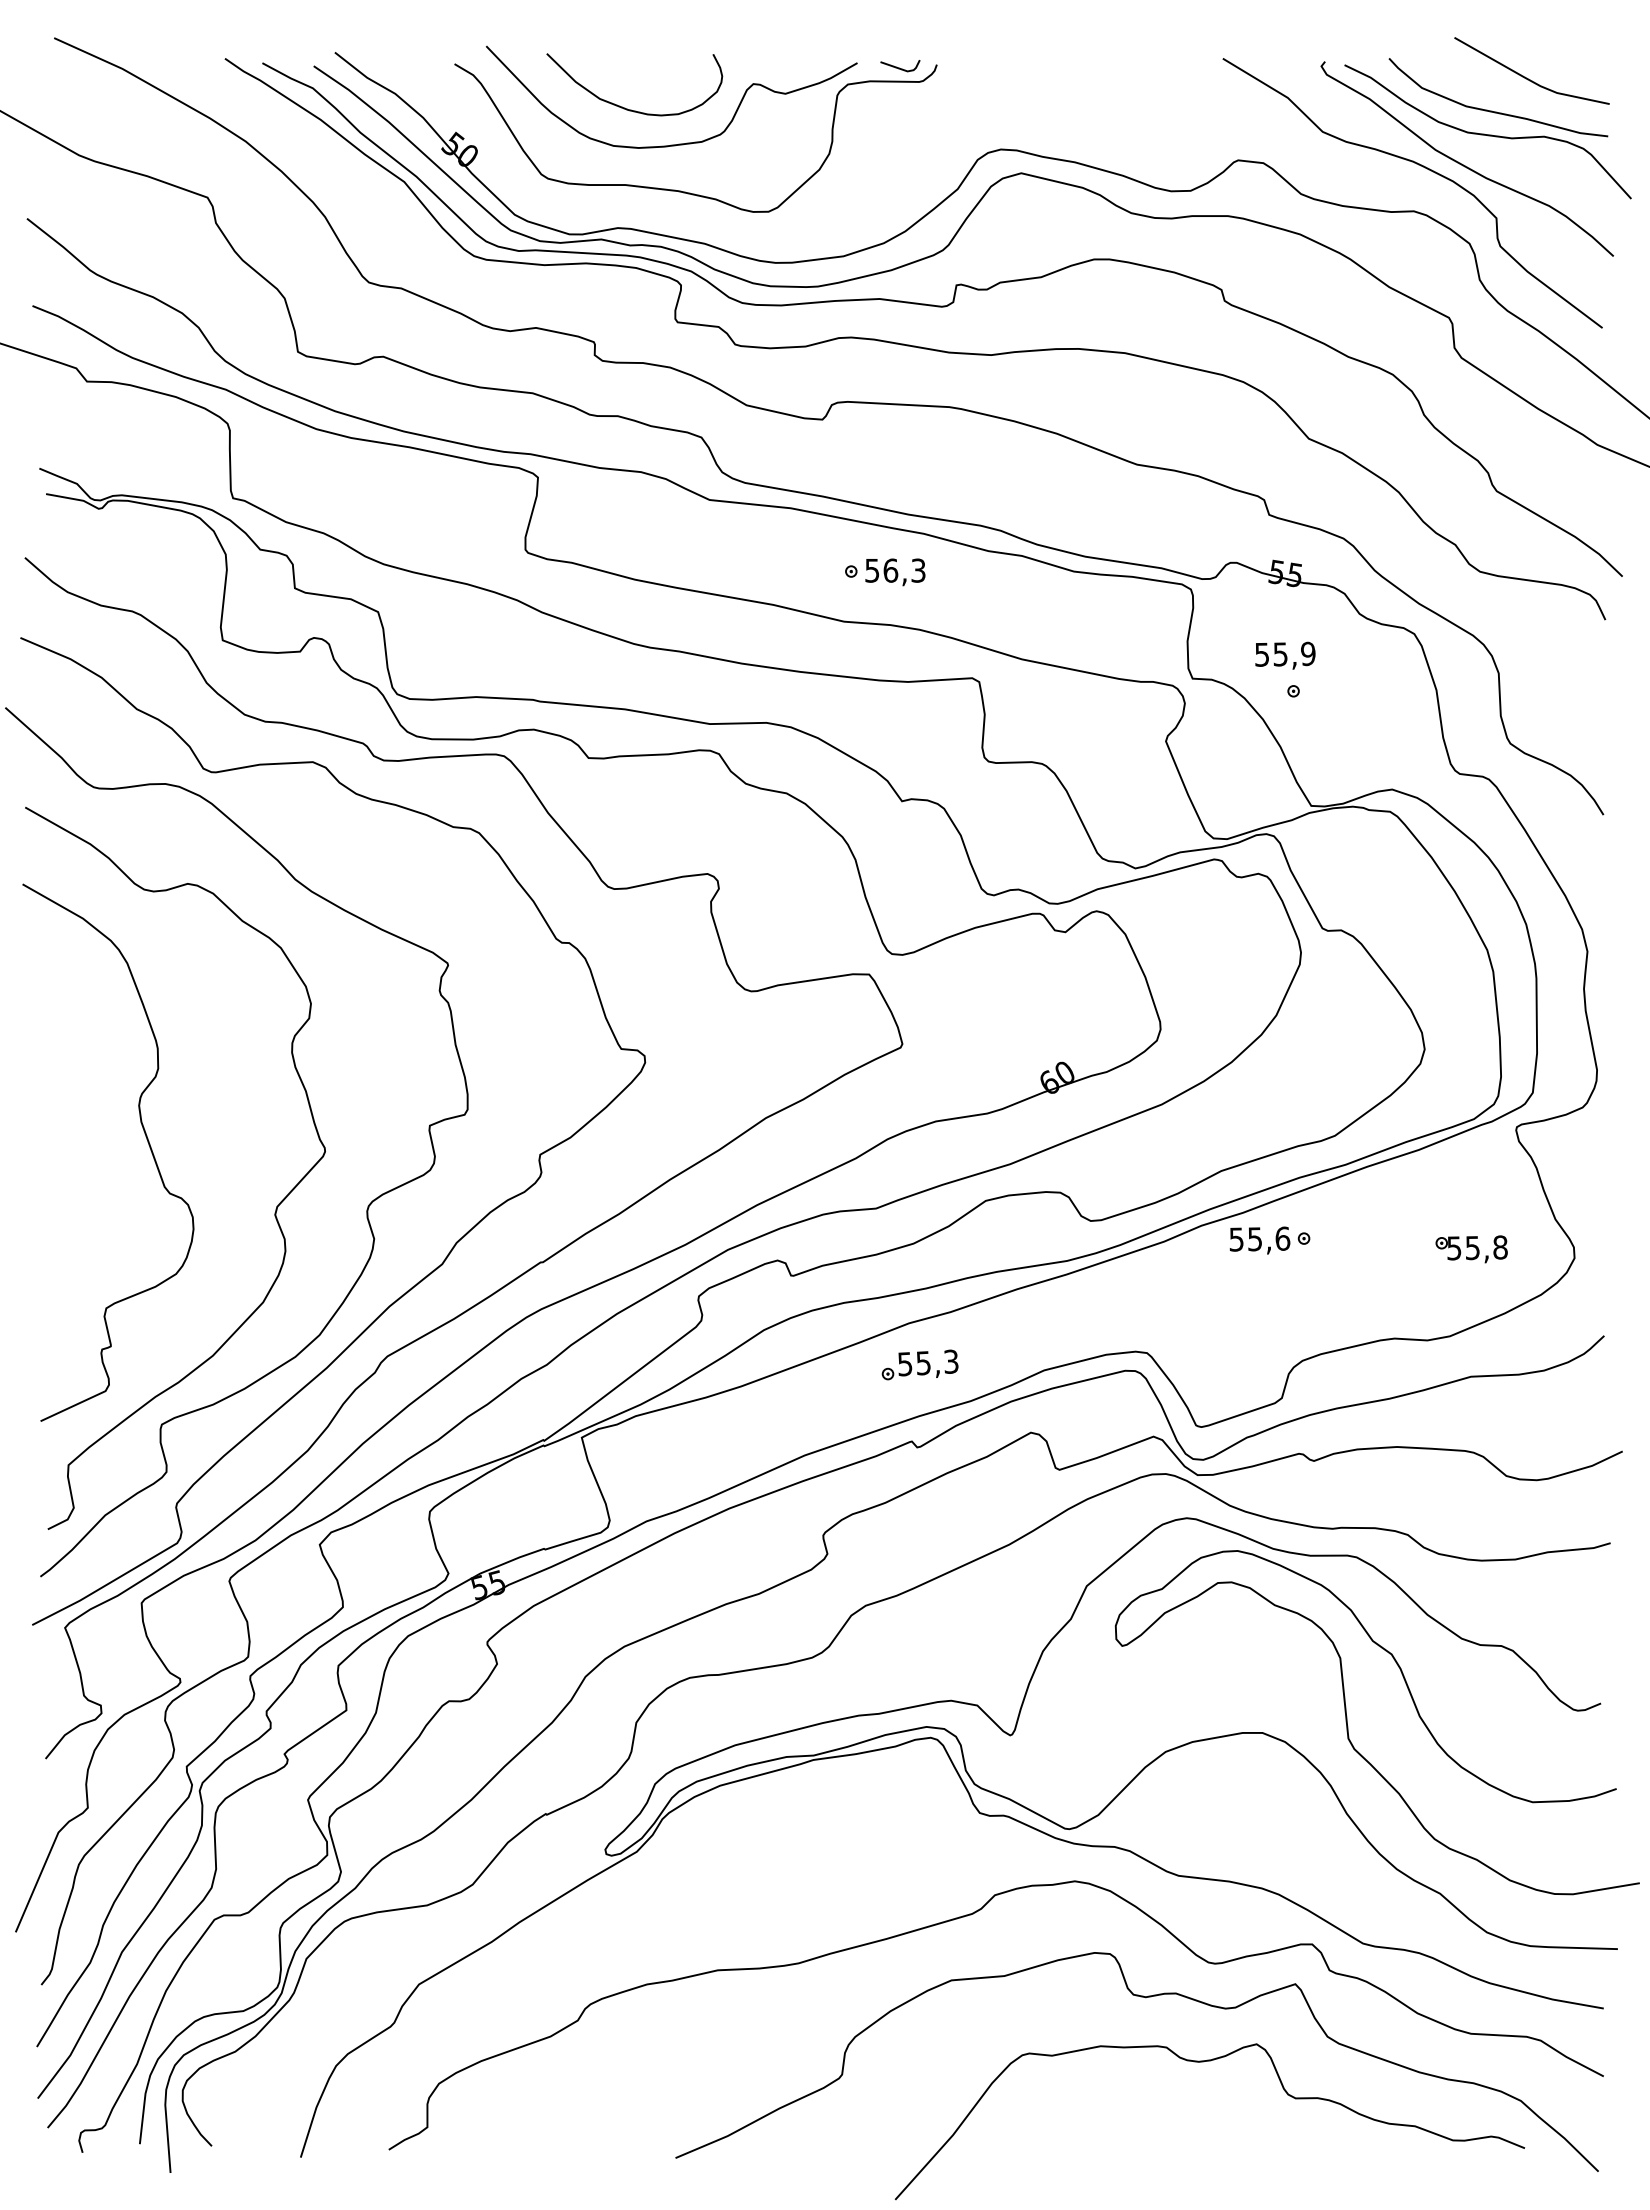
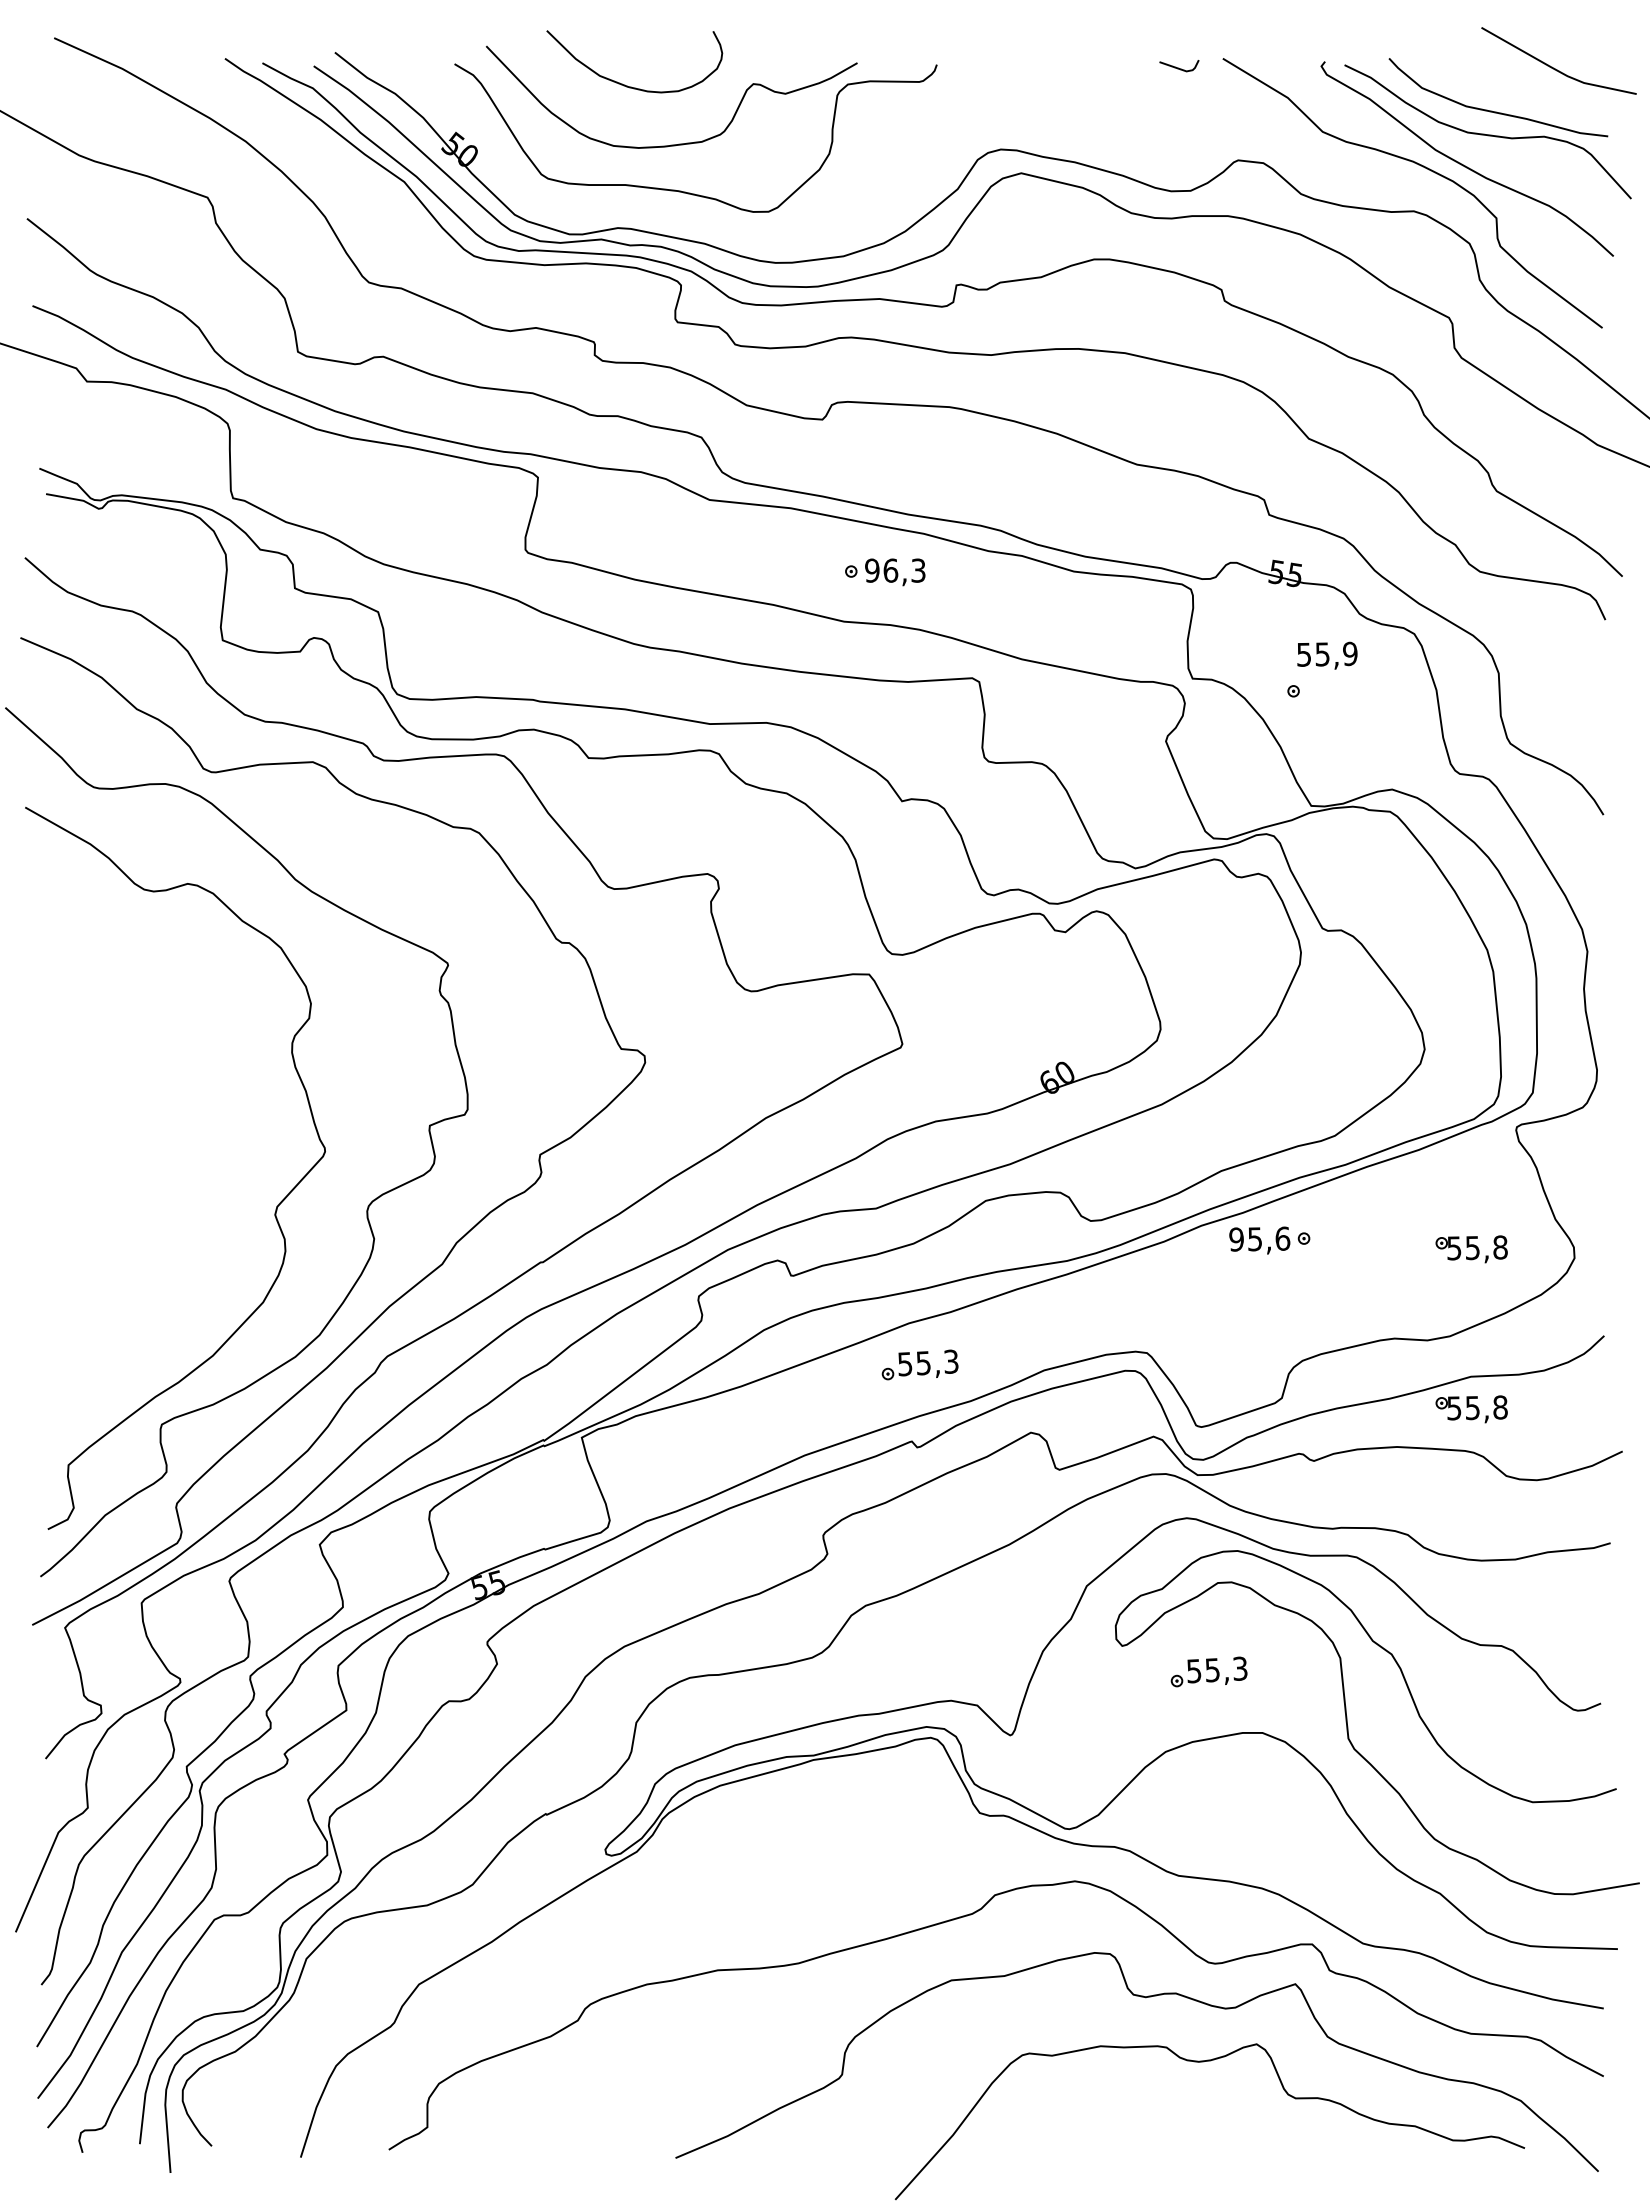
line position: (899, 67) -> (1178, 67) (1178, 67)
line position: (1525, 76) -> (1552, 66) (1552, 66)
curve position: (625, 107) -> (625, 84) (625, 84)
text: 56,3 -> 96,3 (872, 570)
text position: (1285, 655) -> (1327, 655) (1327, 655)
curve: present -> none (146, 1139)
text: 55,6 -> 95,6 (1236, 1239)
part: none -> present (1471, 1409)
part: none -> present (1208, 1671)
